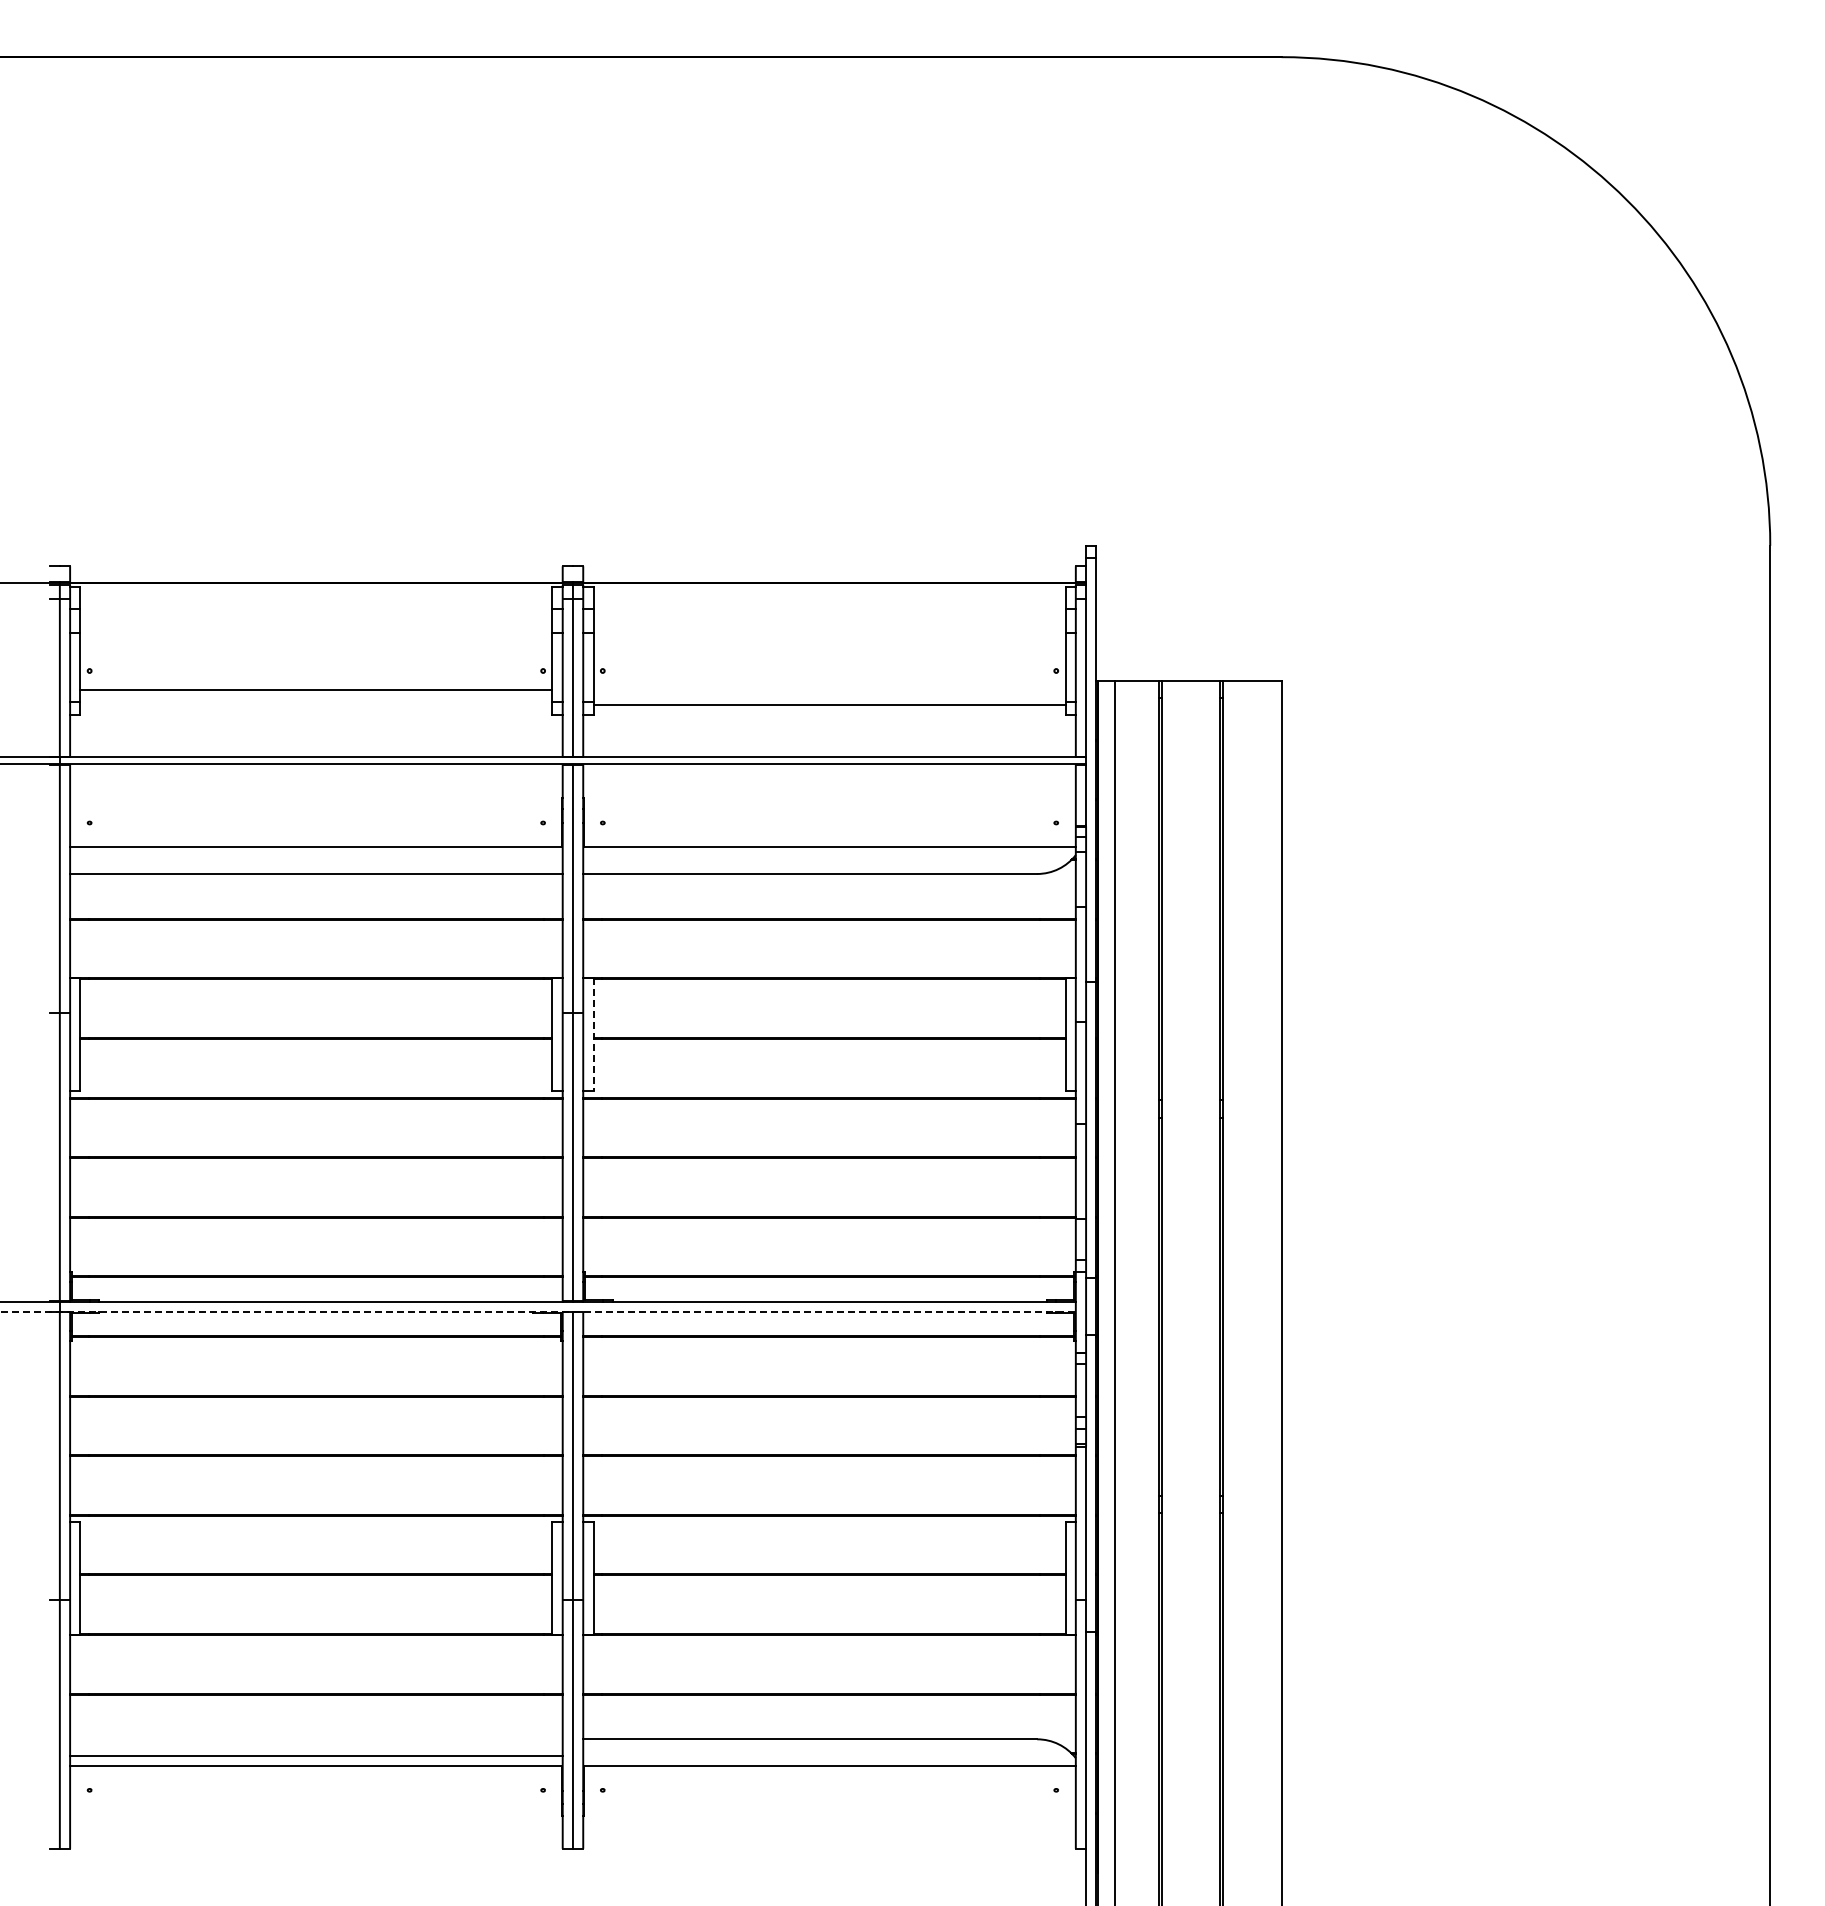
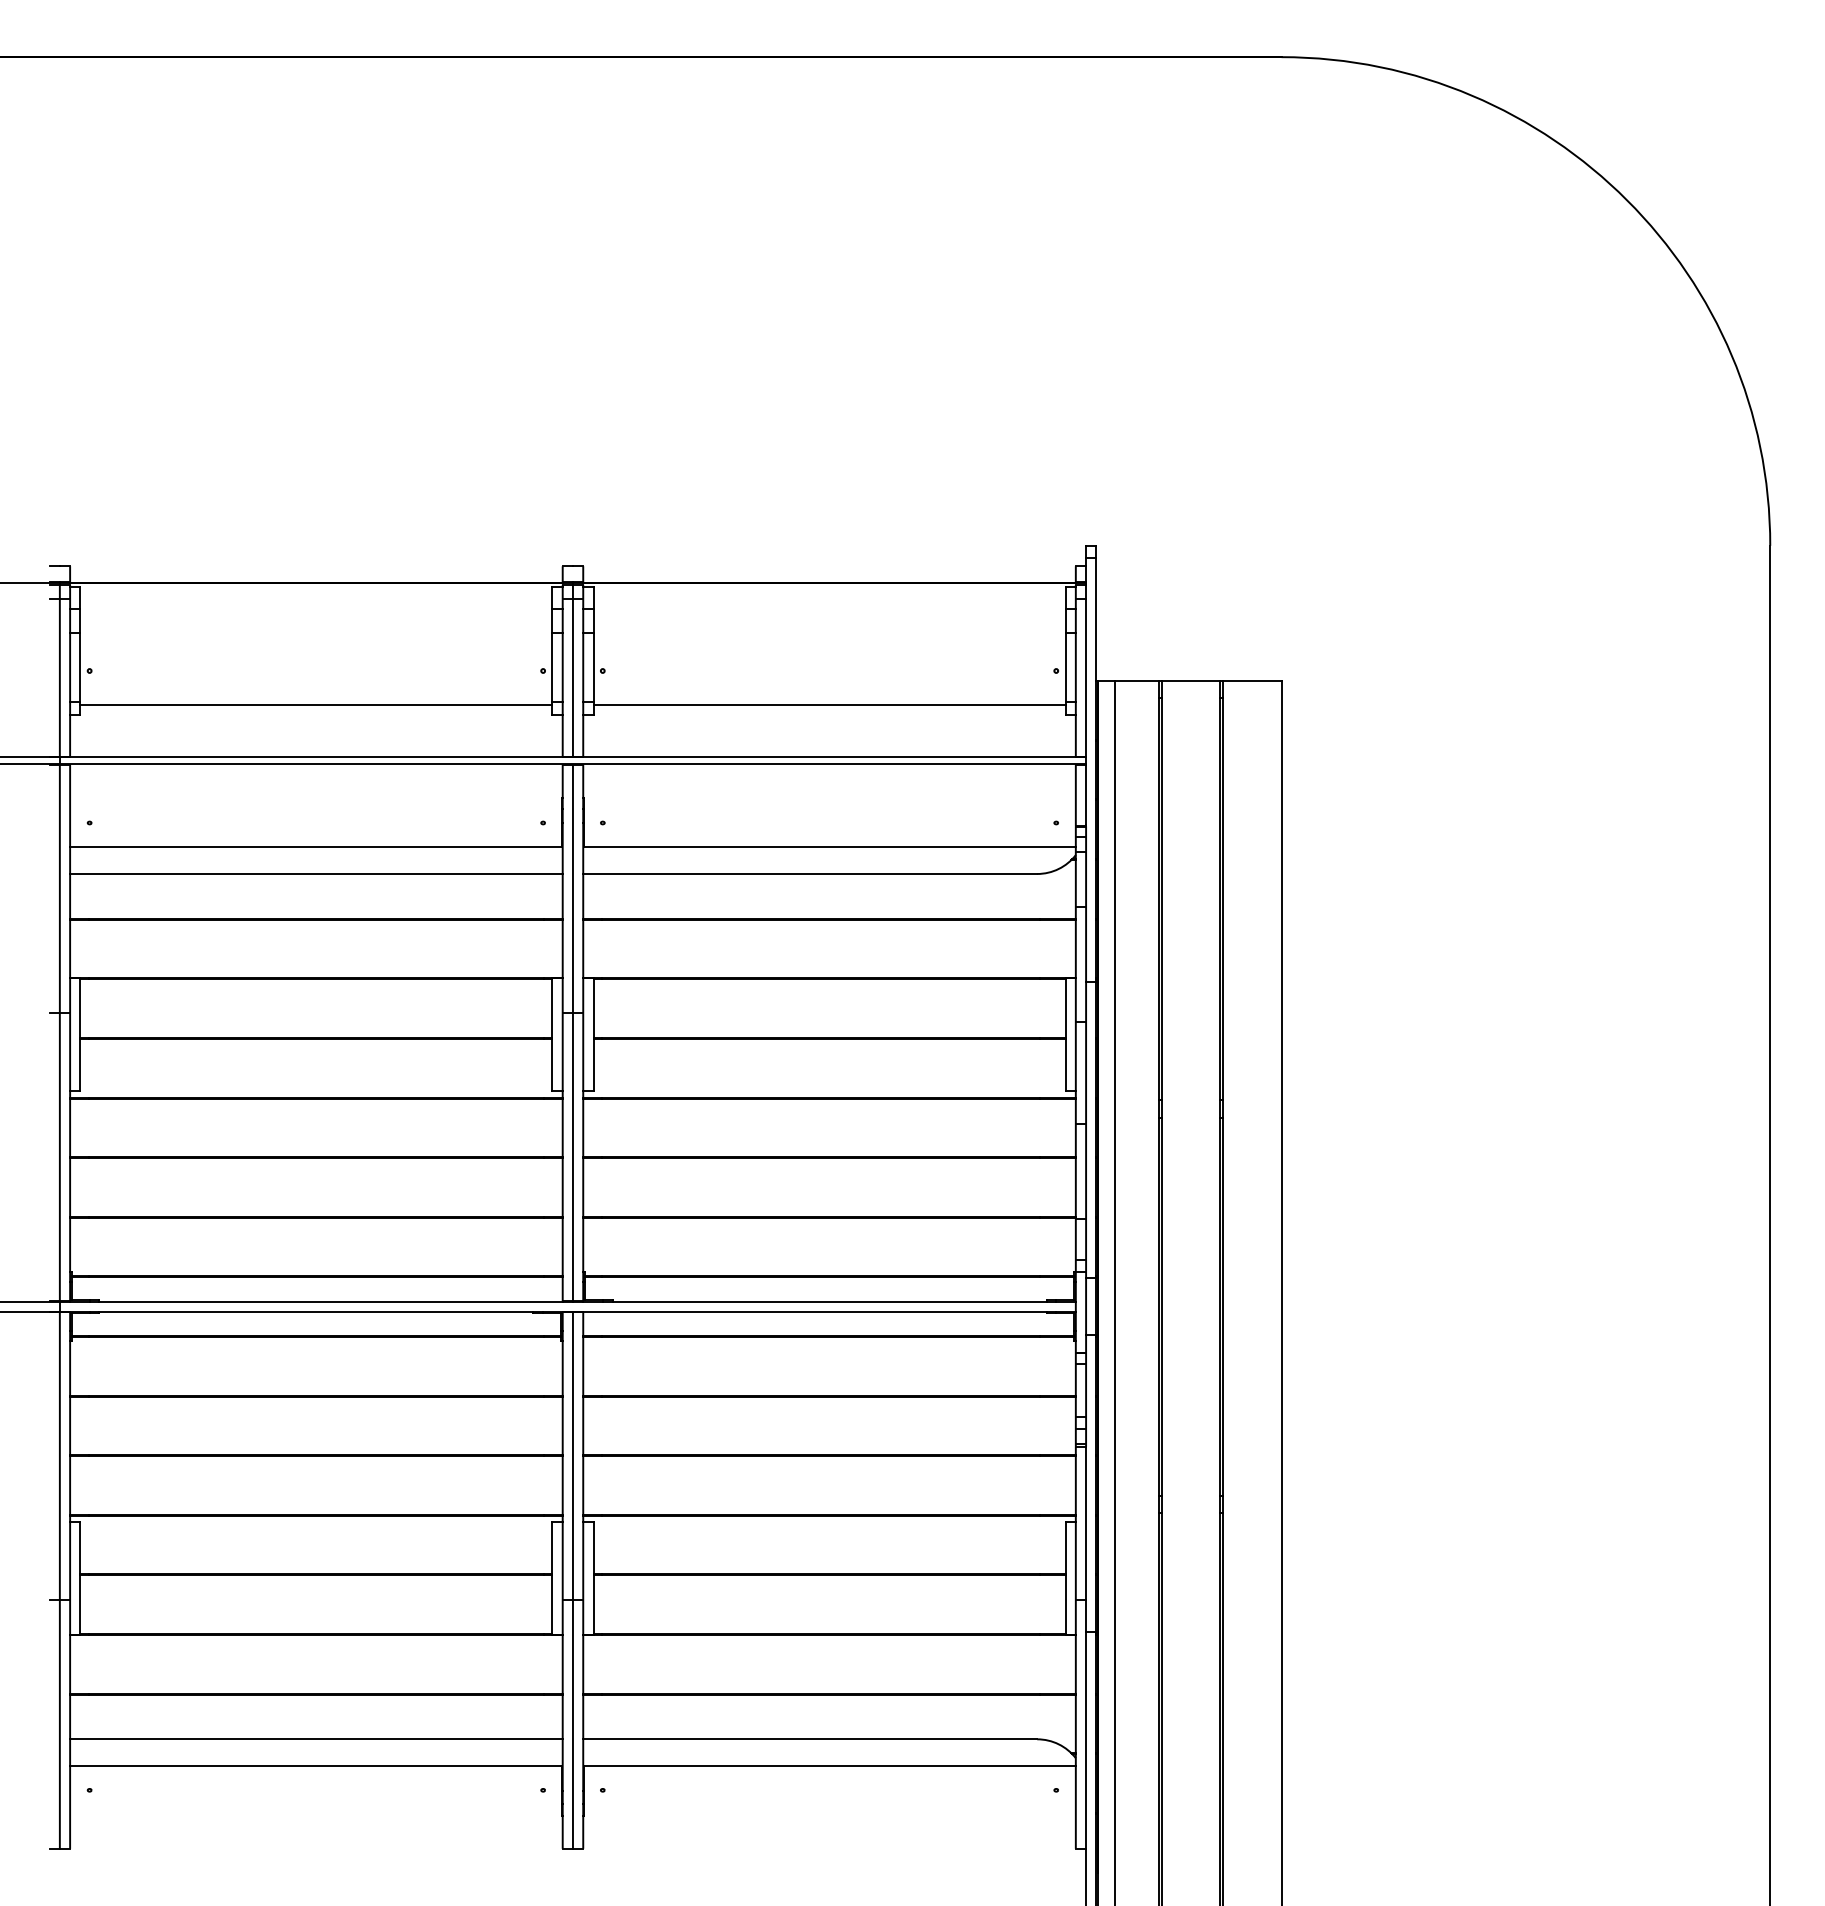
line position: (316, 690) -> (316, 705) (316, 705)
line: dashed -> solid (593, 1035)
line: dashed -> solid (538, 1311)
line position: (316, 1756) -> (316, 1739) (316, 1739)
